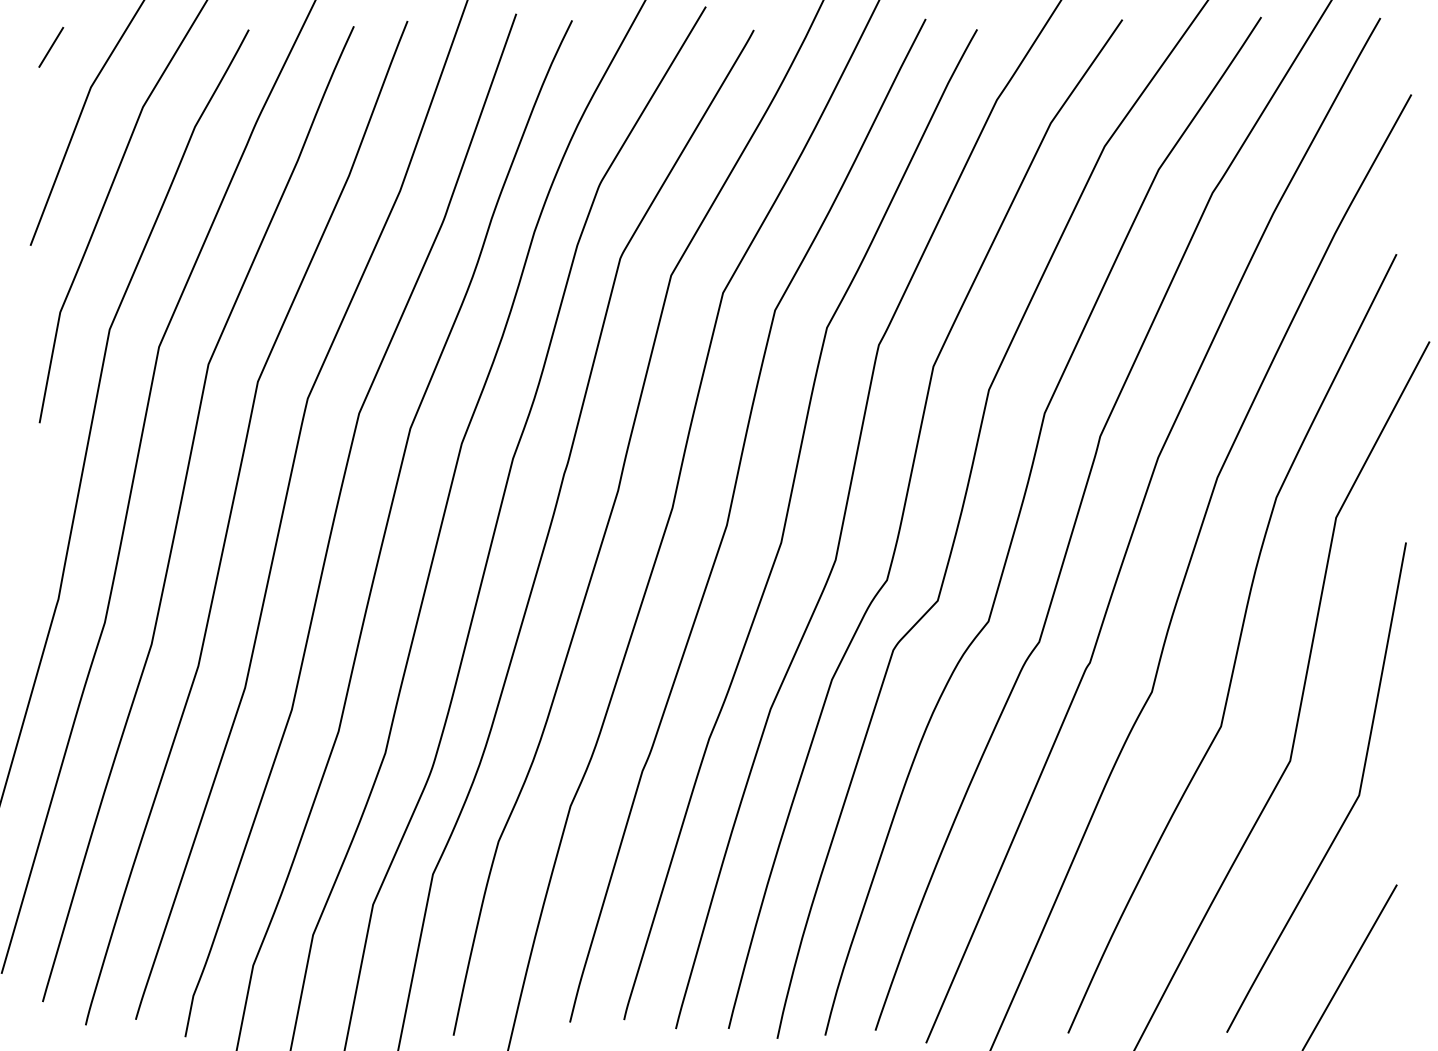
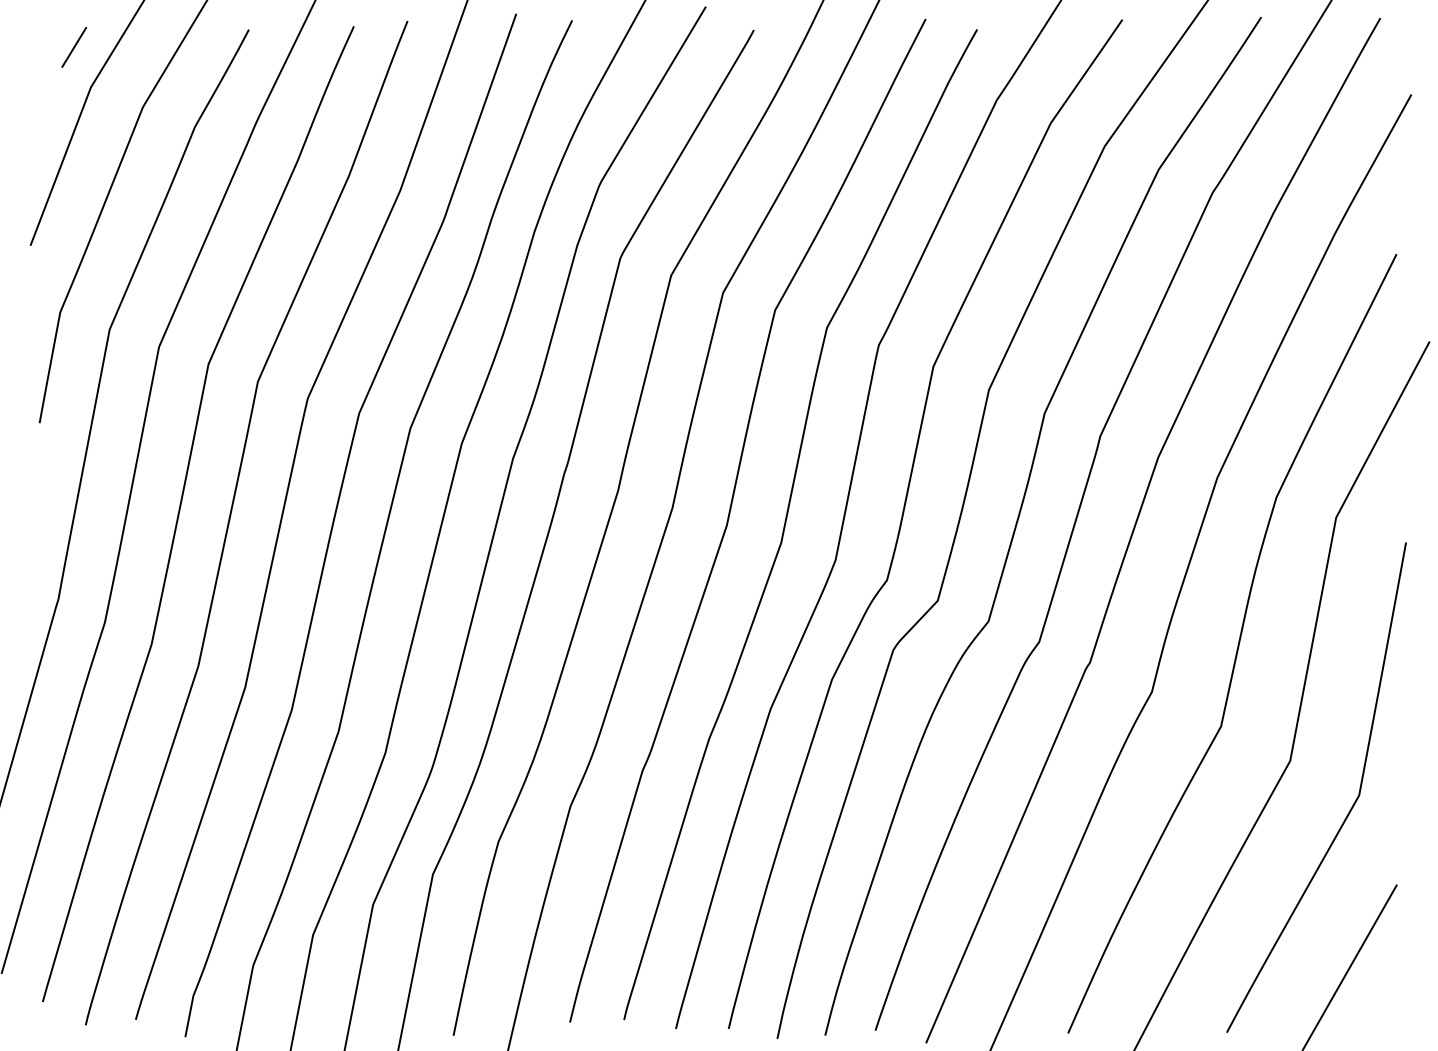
line position: (51, 47) -> (74, 47) (74, 47)
